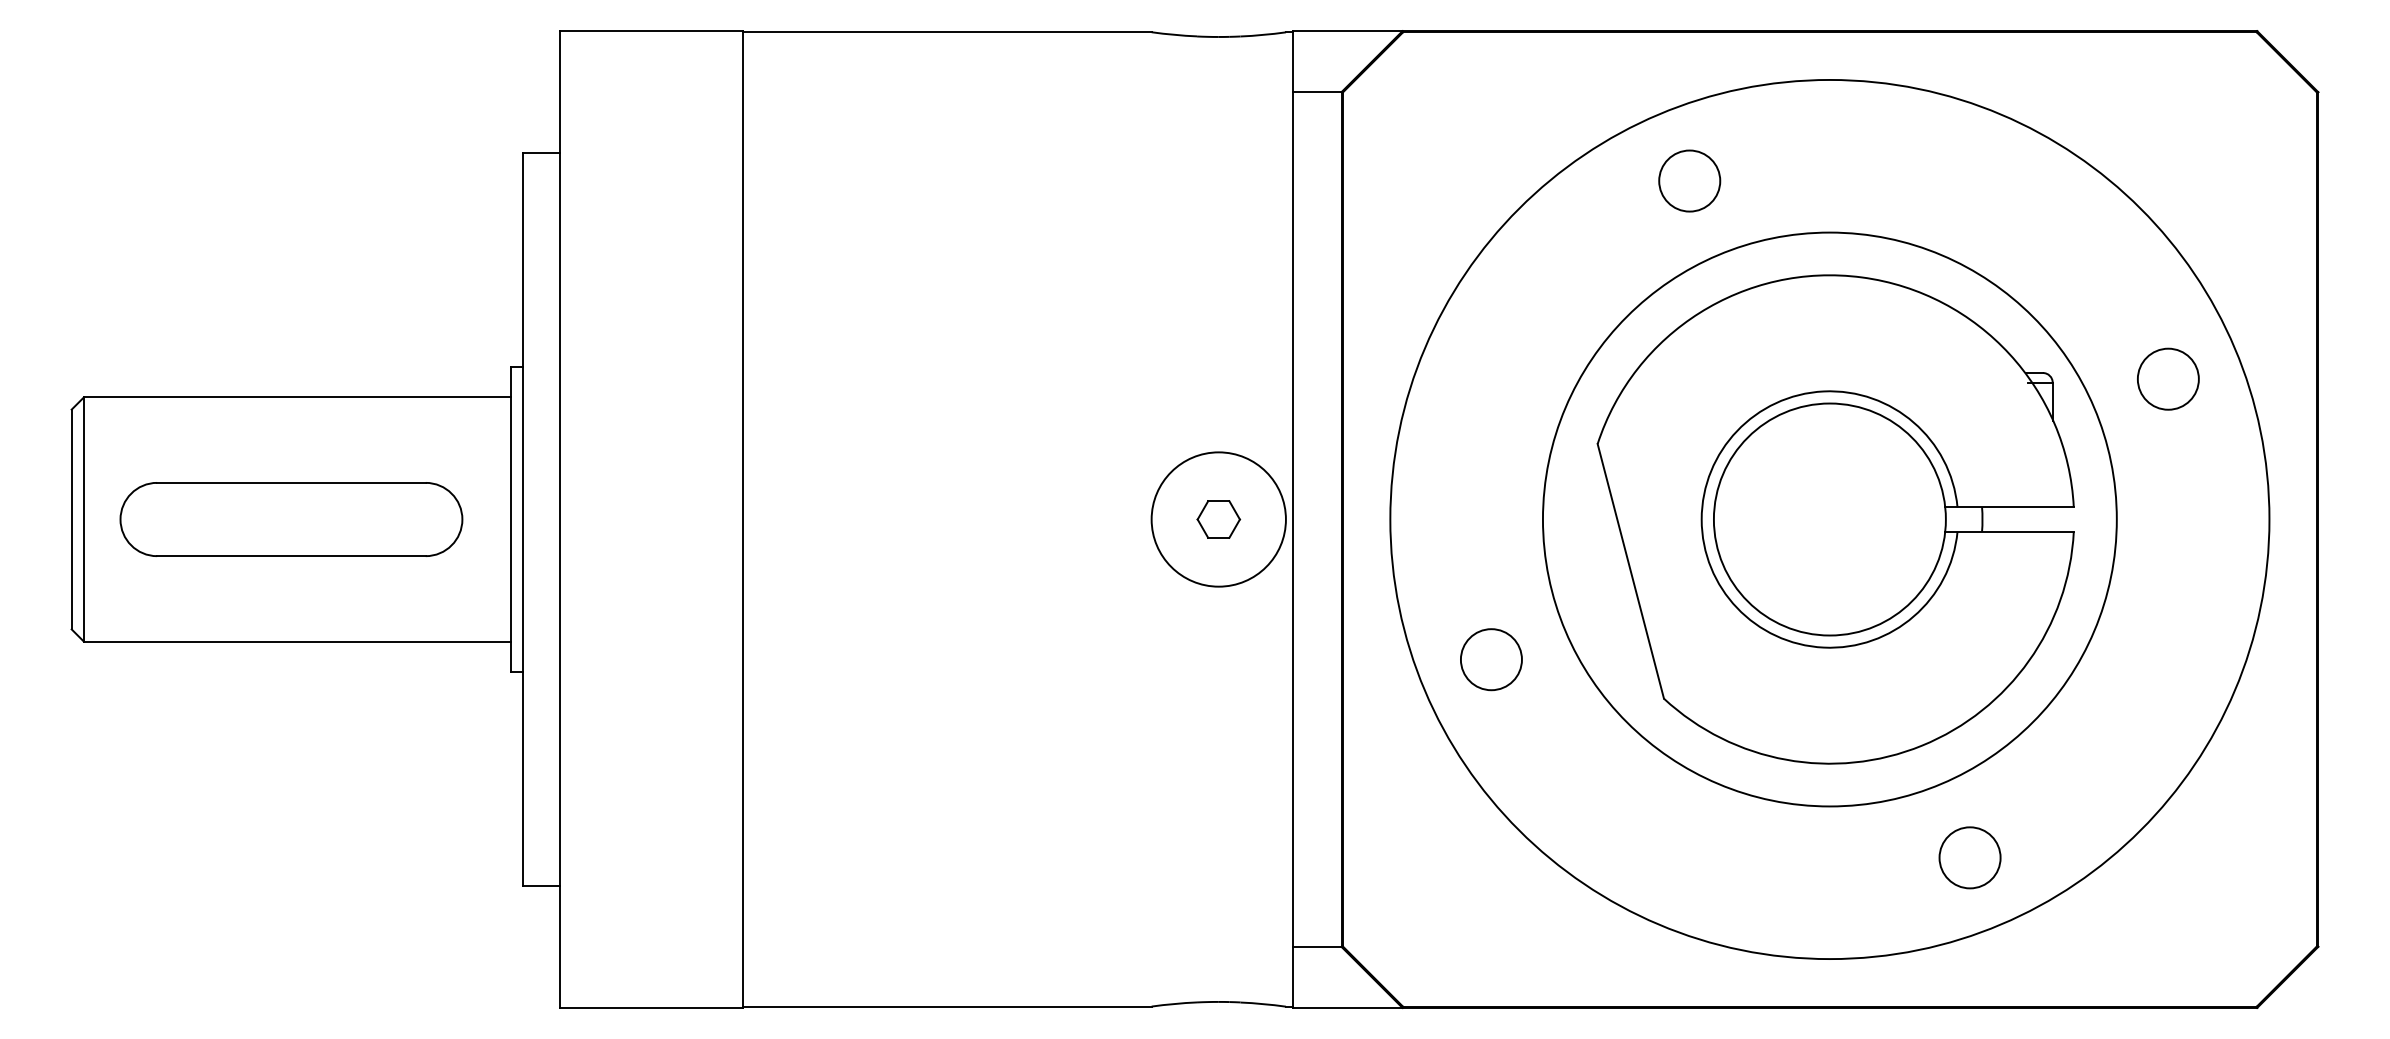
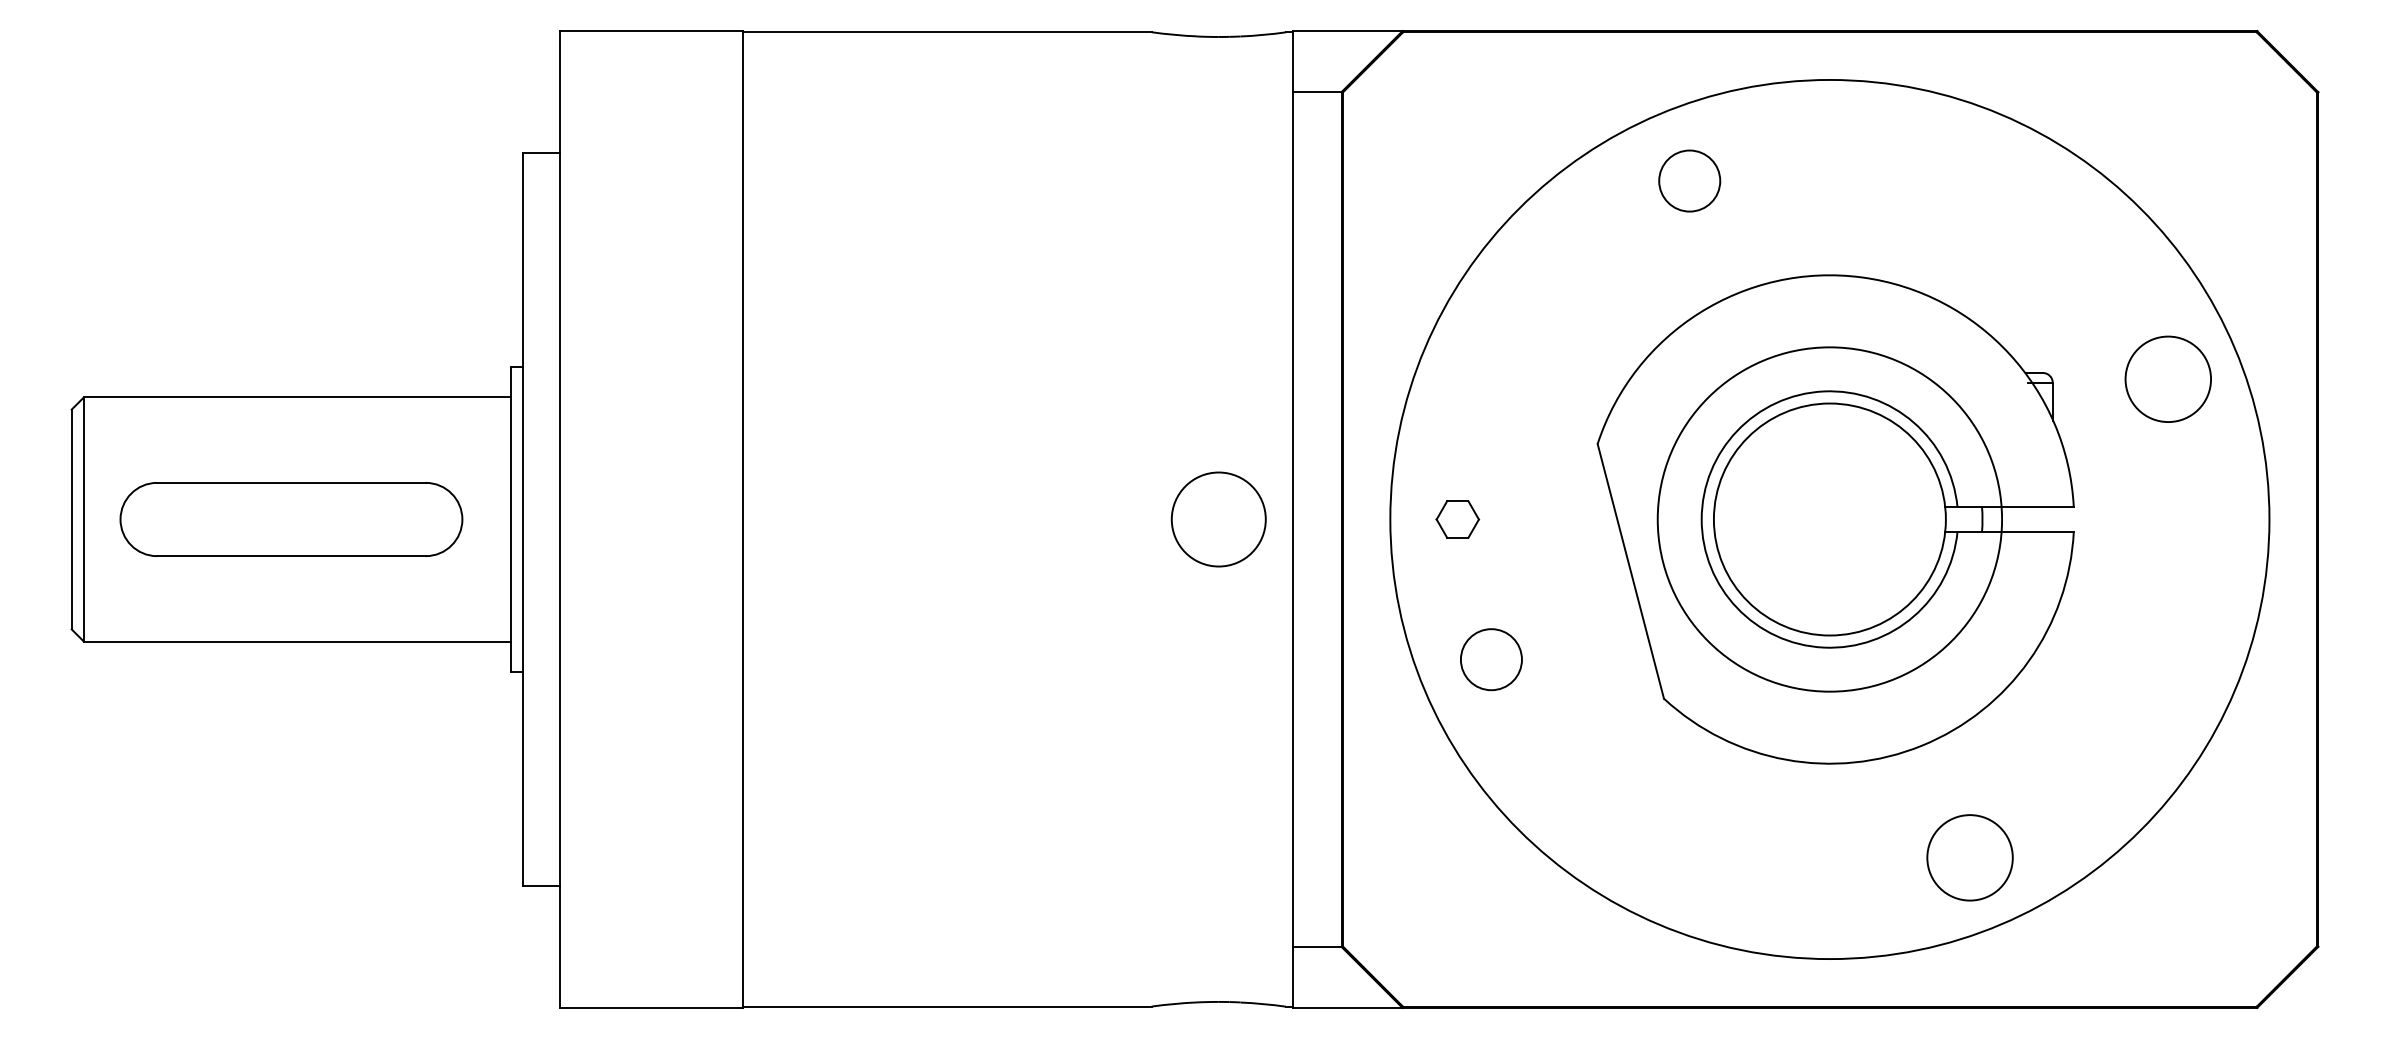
circle size: 63x64 px -> 88x88 px (2167, 378)
circle diameter: 134 px -> 94 px (1218, 519)
part position: (1218, 519) -> (1457, 519) (1457, 519)
circle diameter: 574 px -> 344 px (1829, 519)
circle diameter: 61 px -> 85 px (1969, 857)
